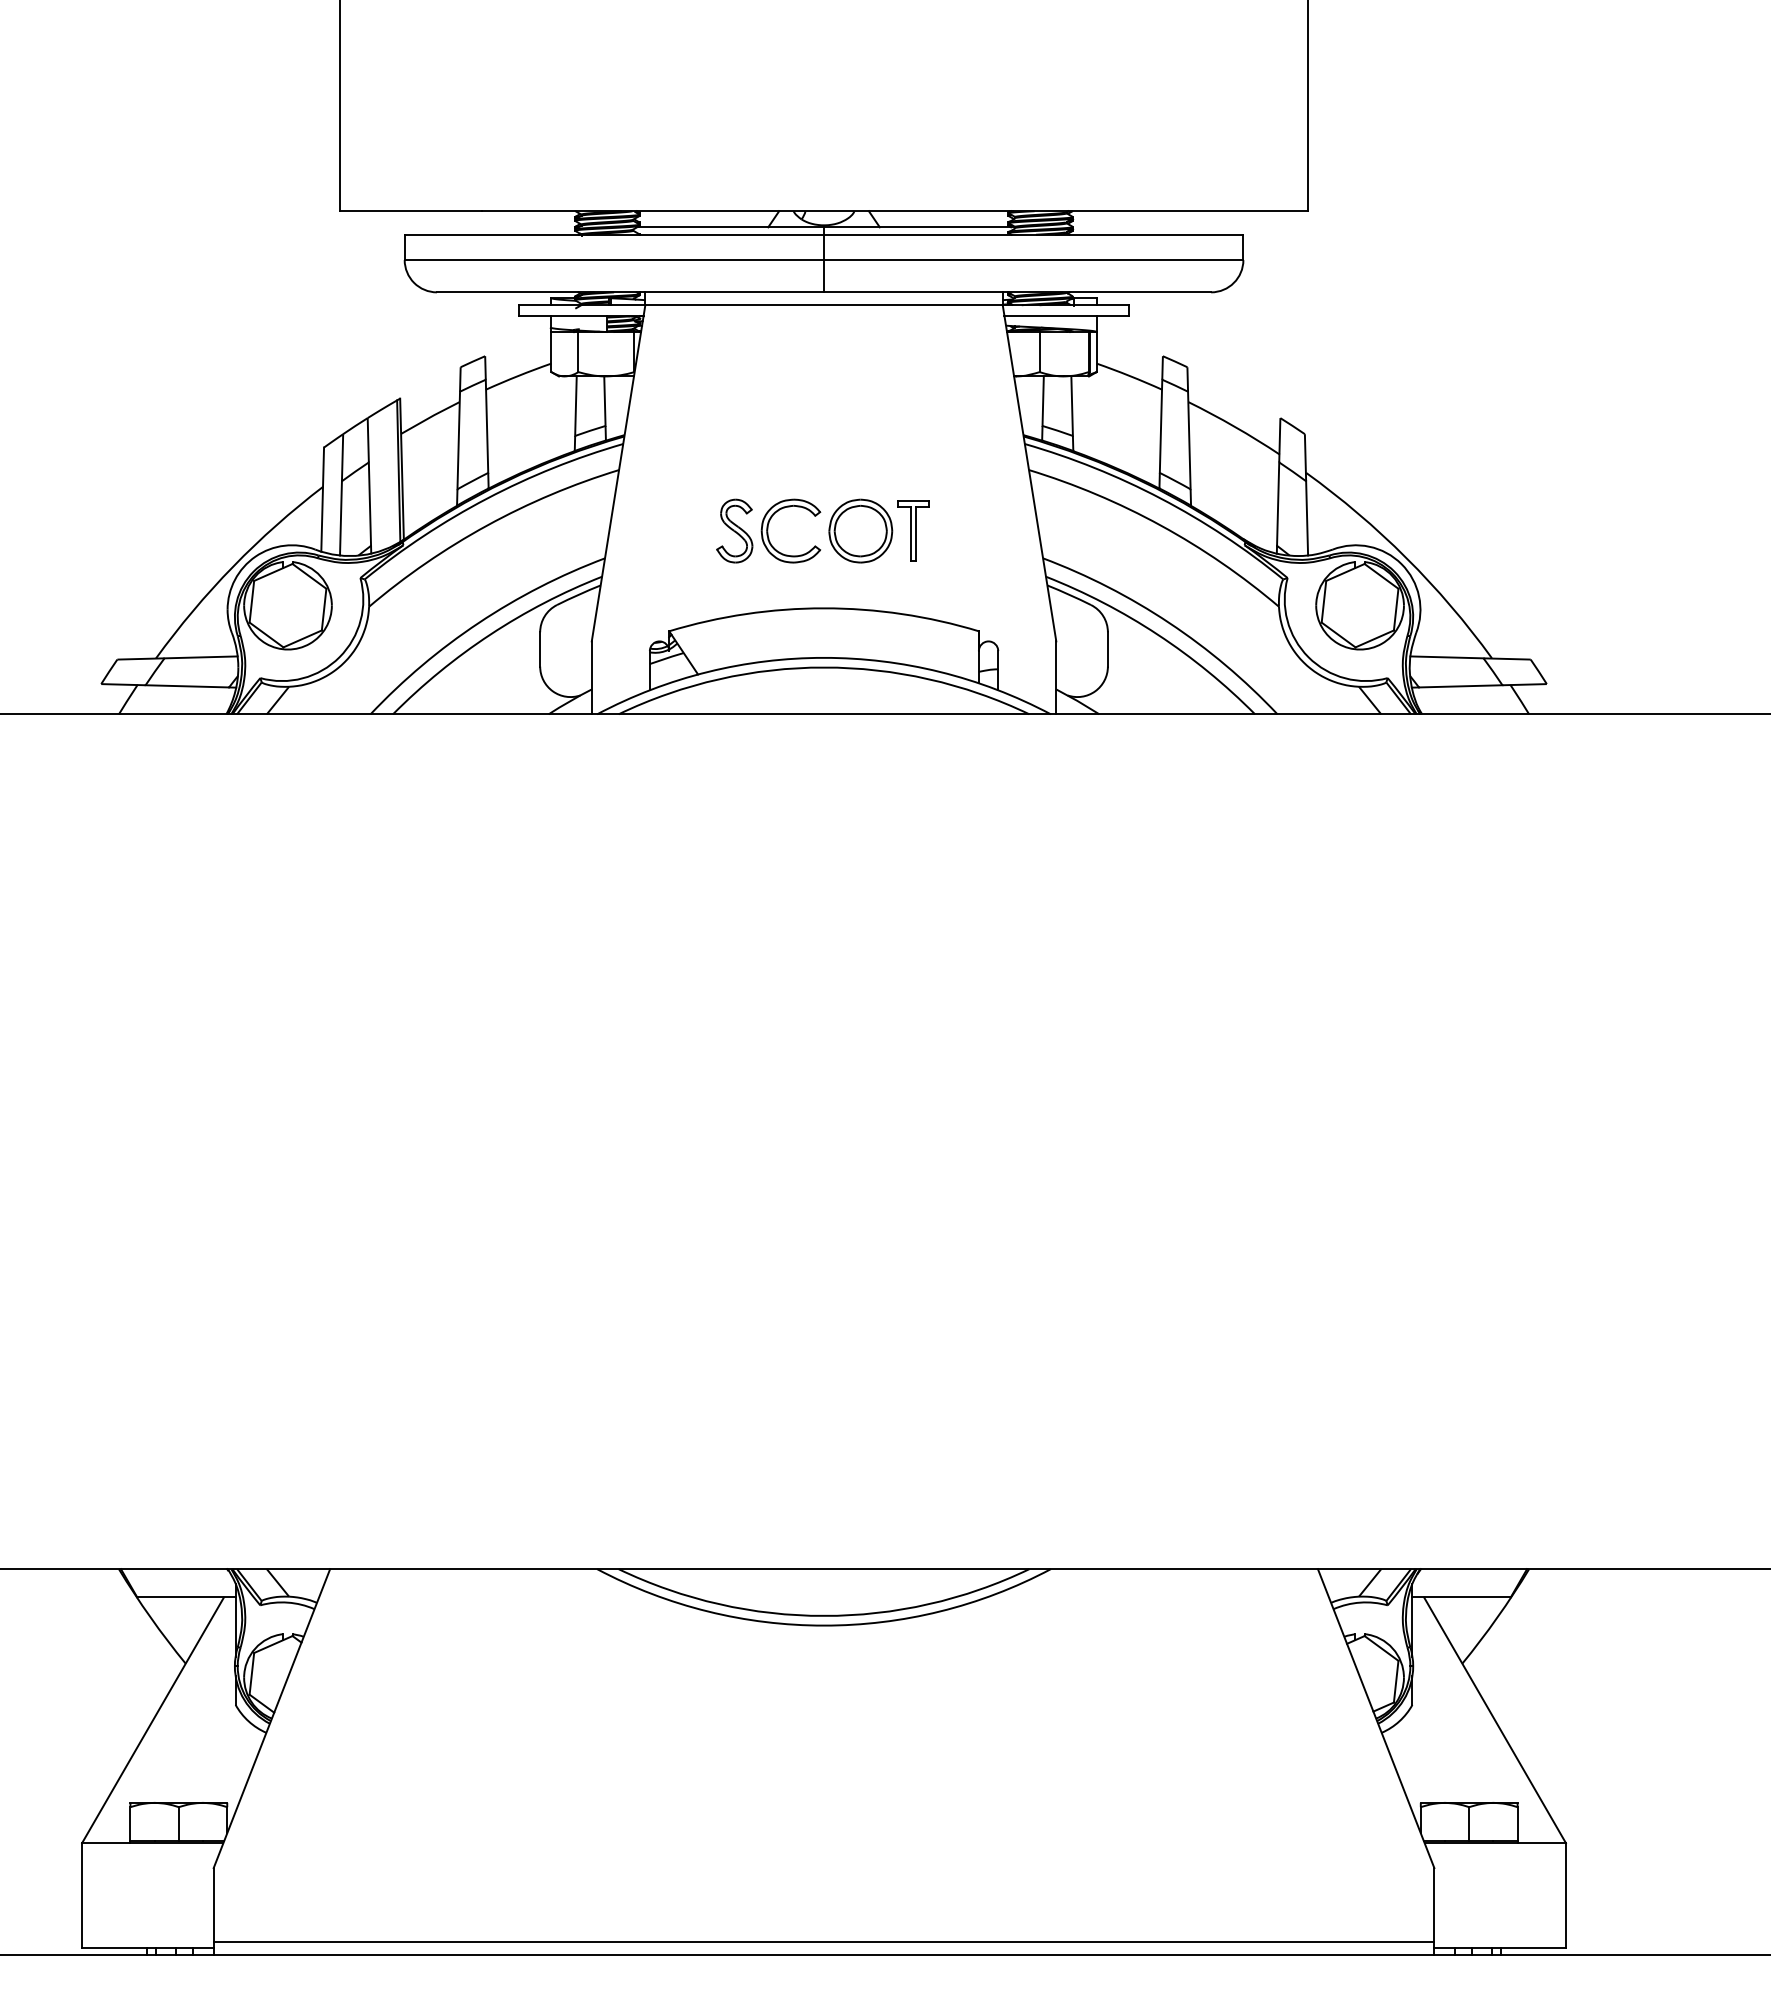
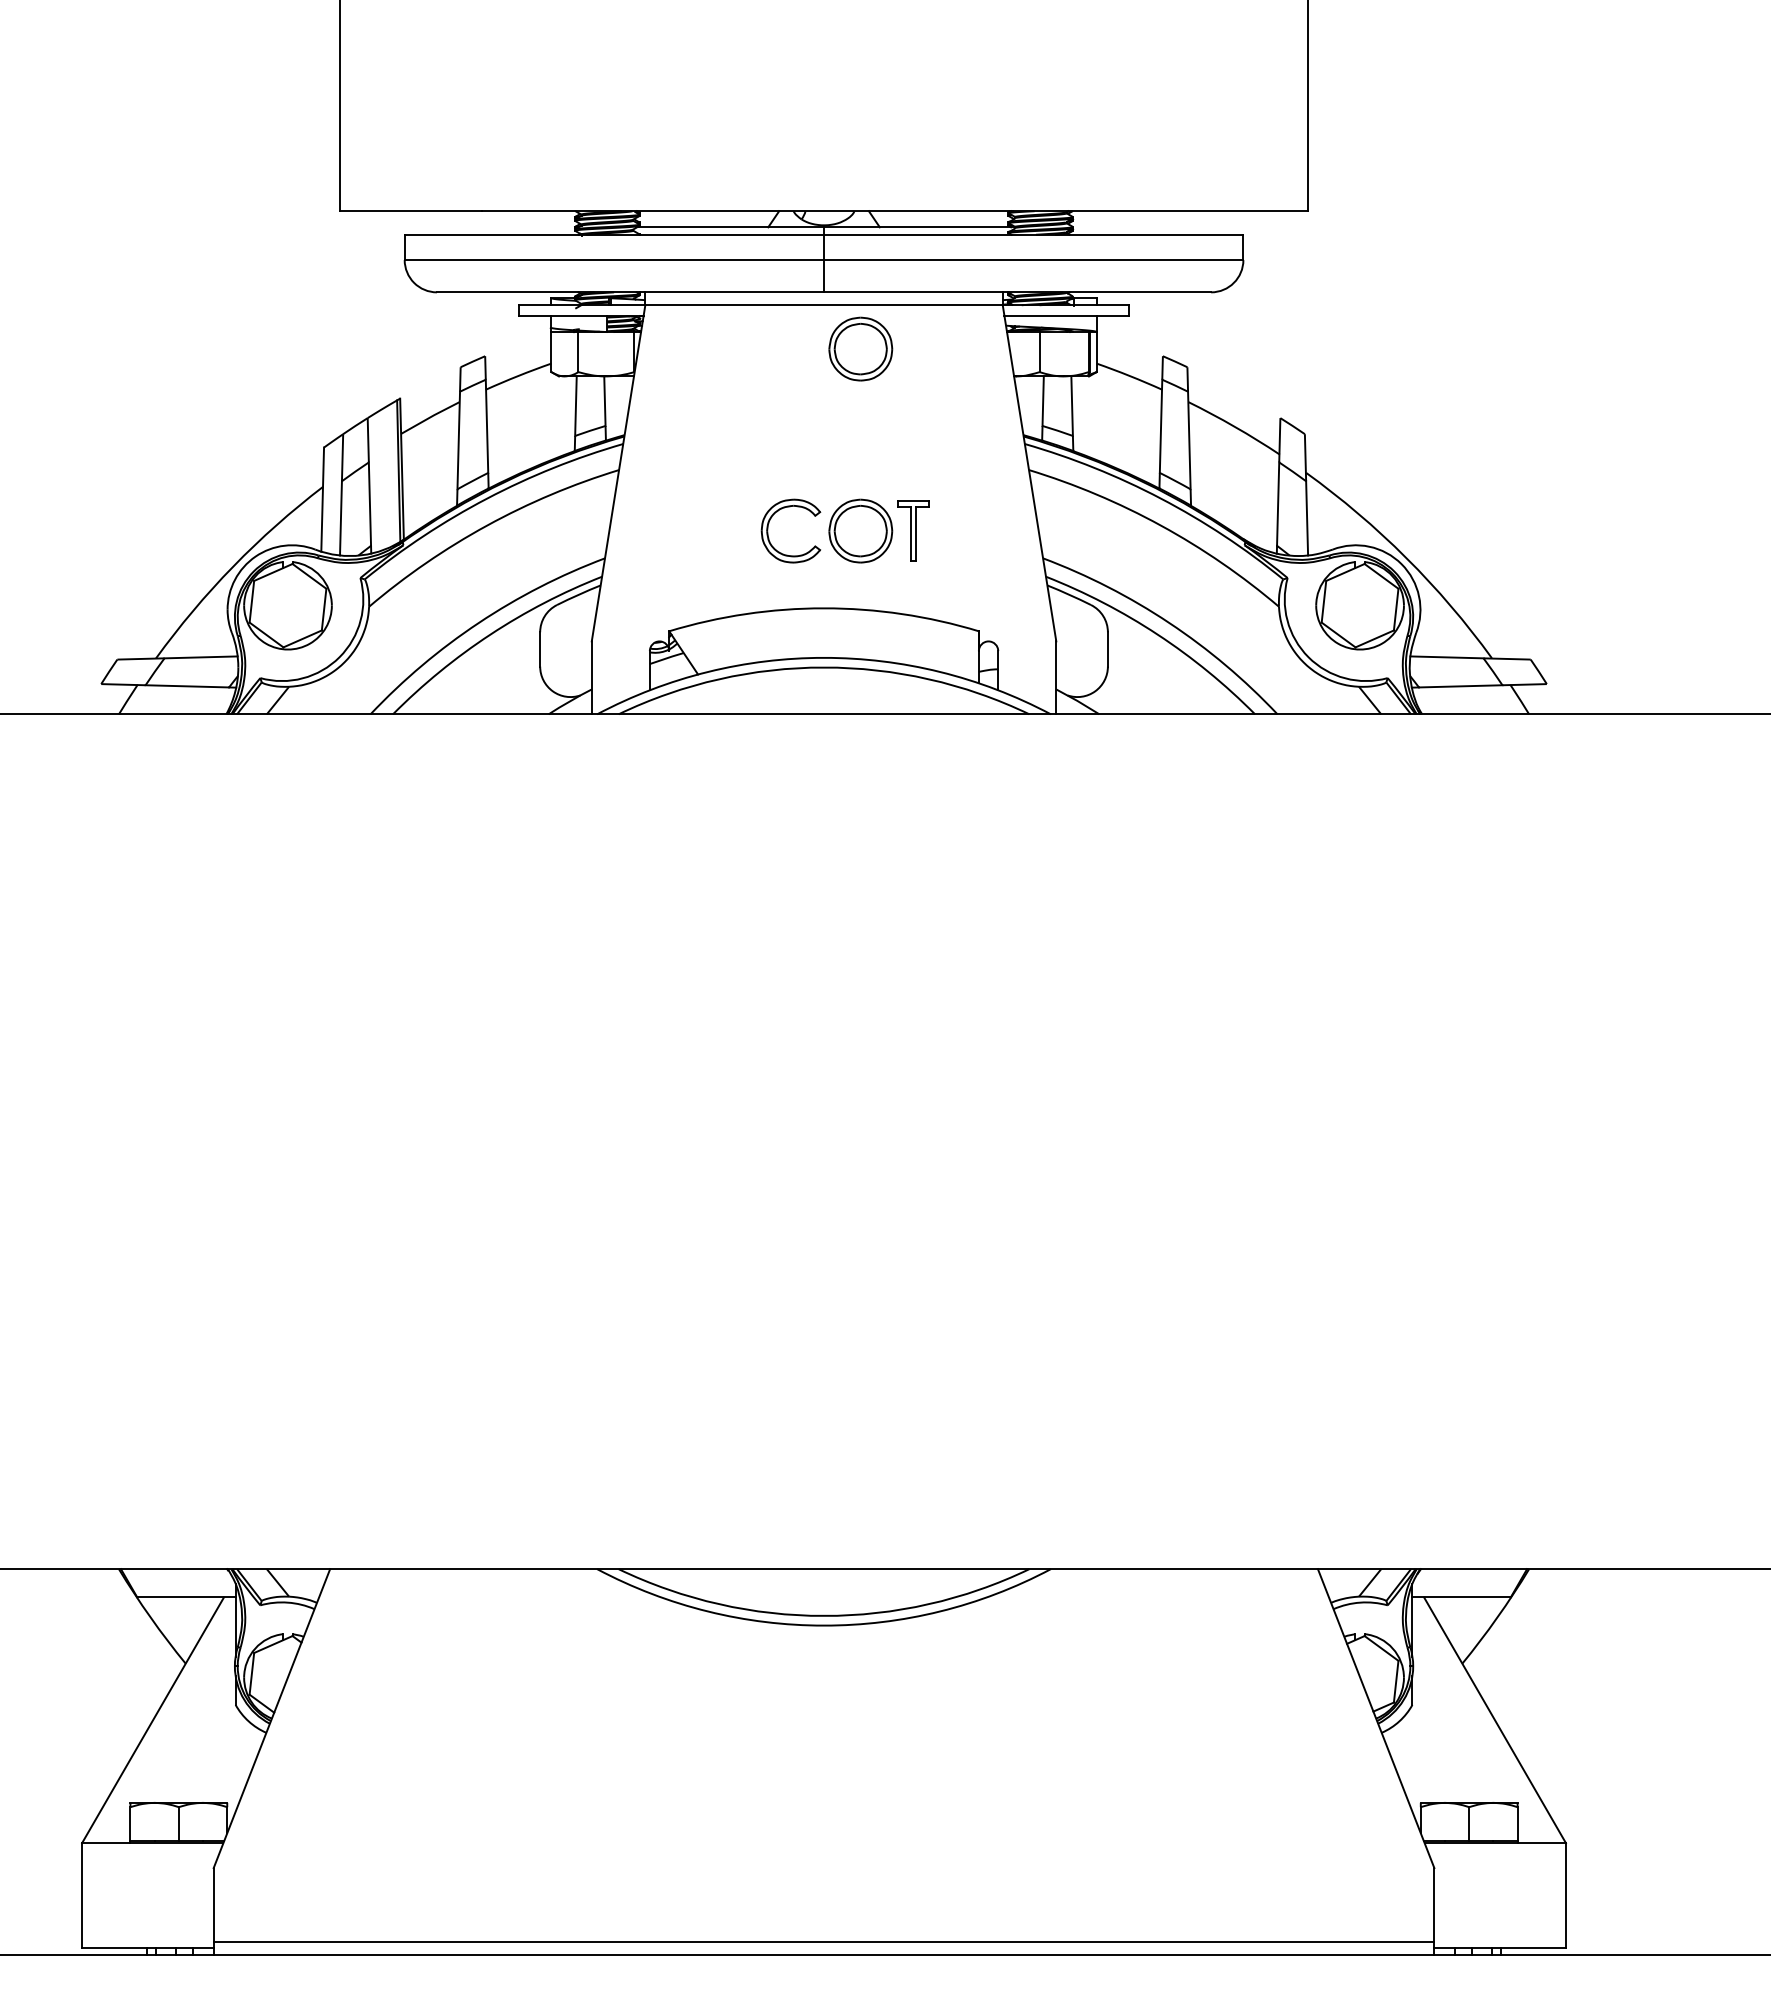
part: none -> present (860, 348)
part: present -> none (734, 530)
